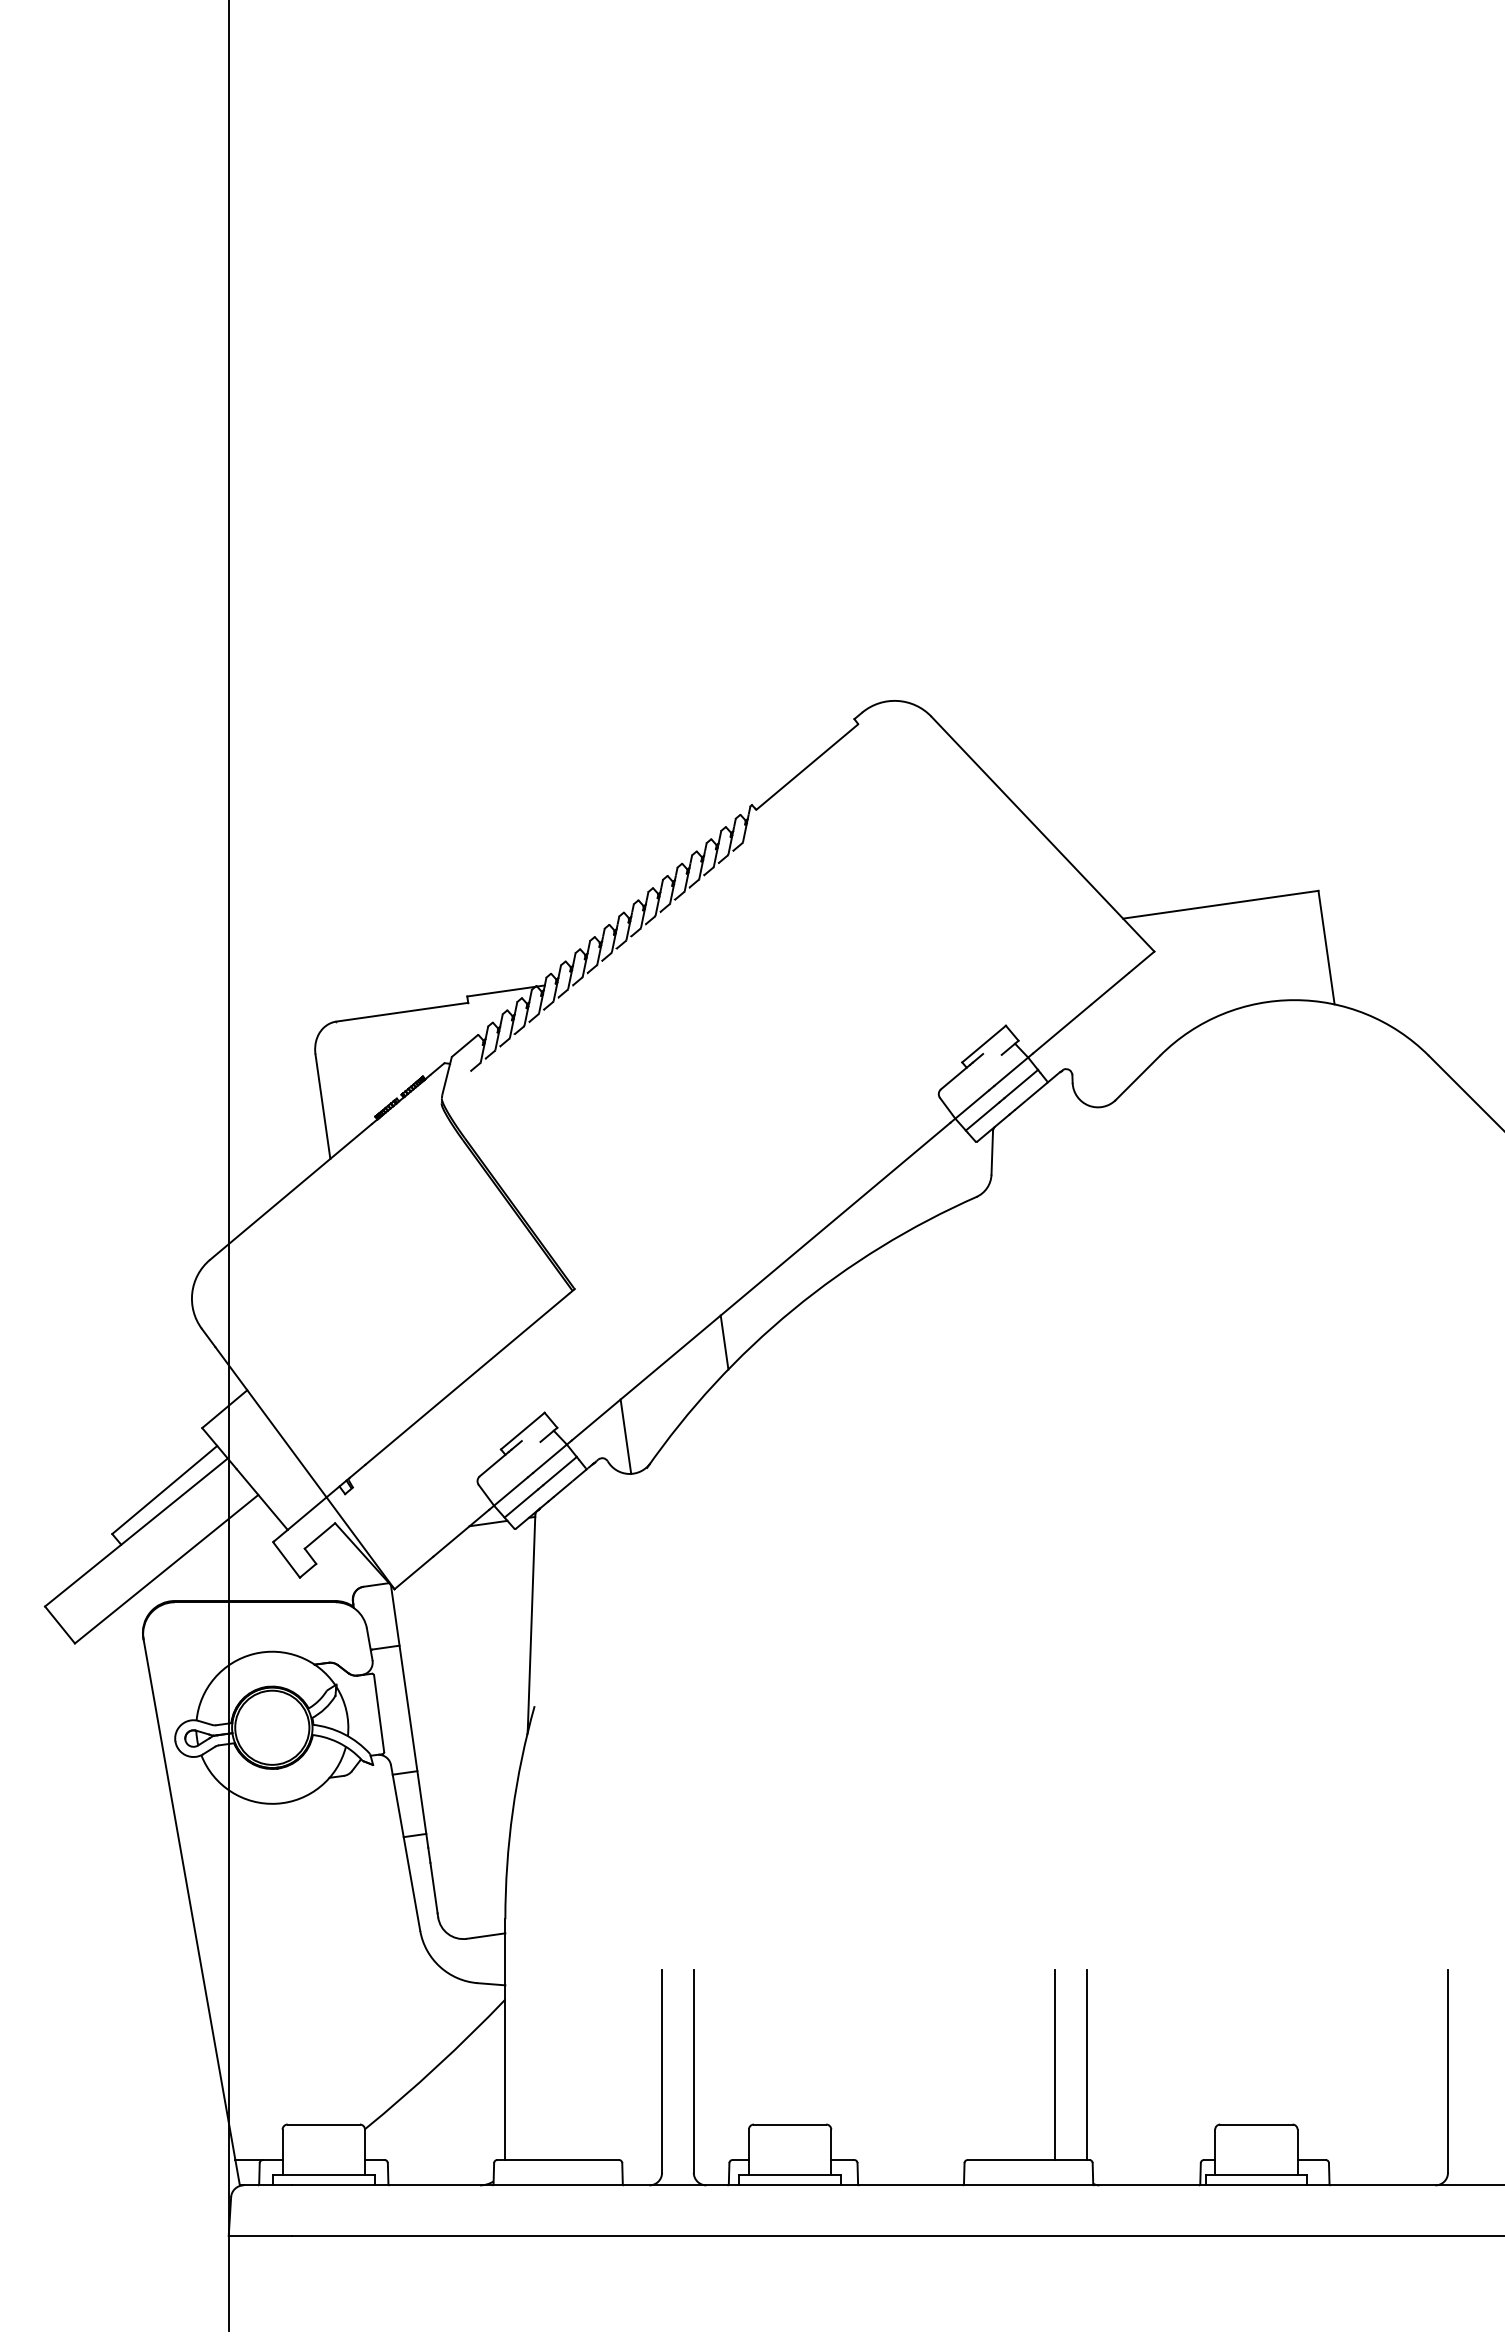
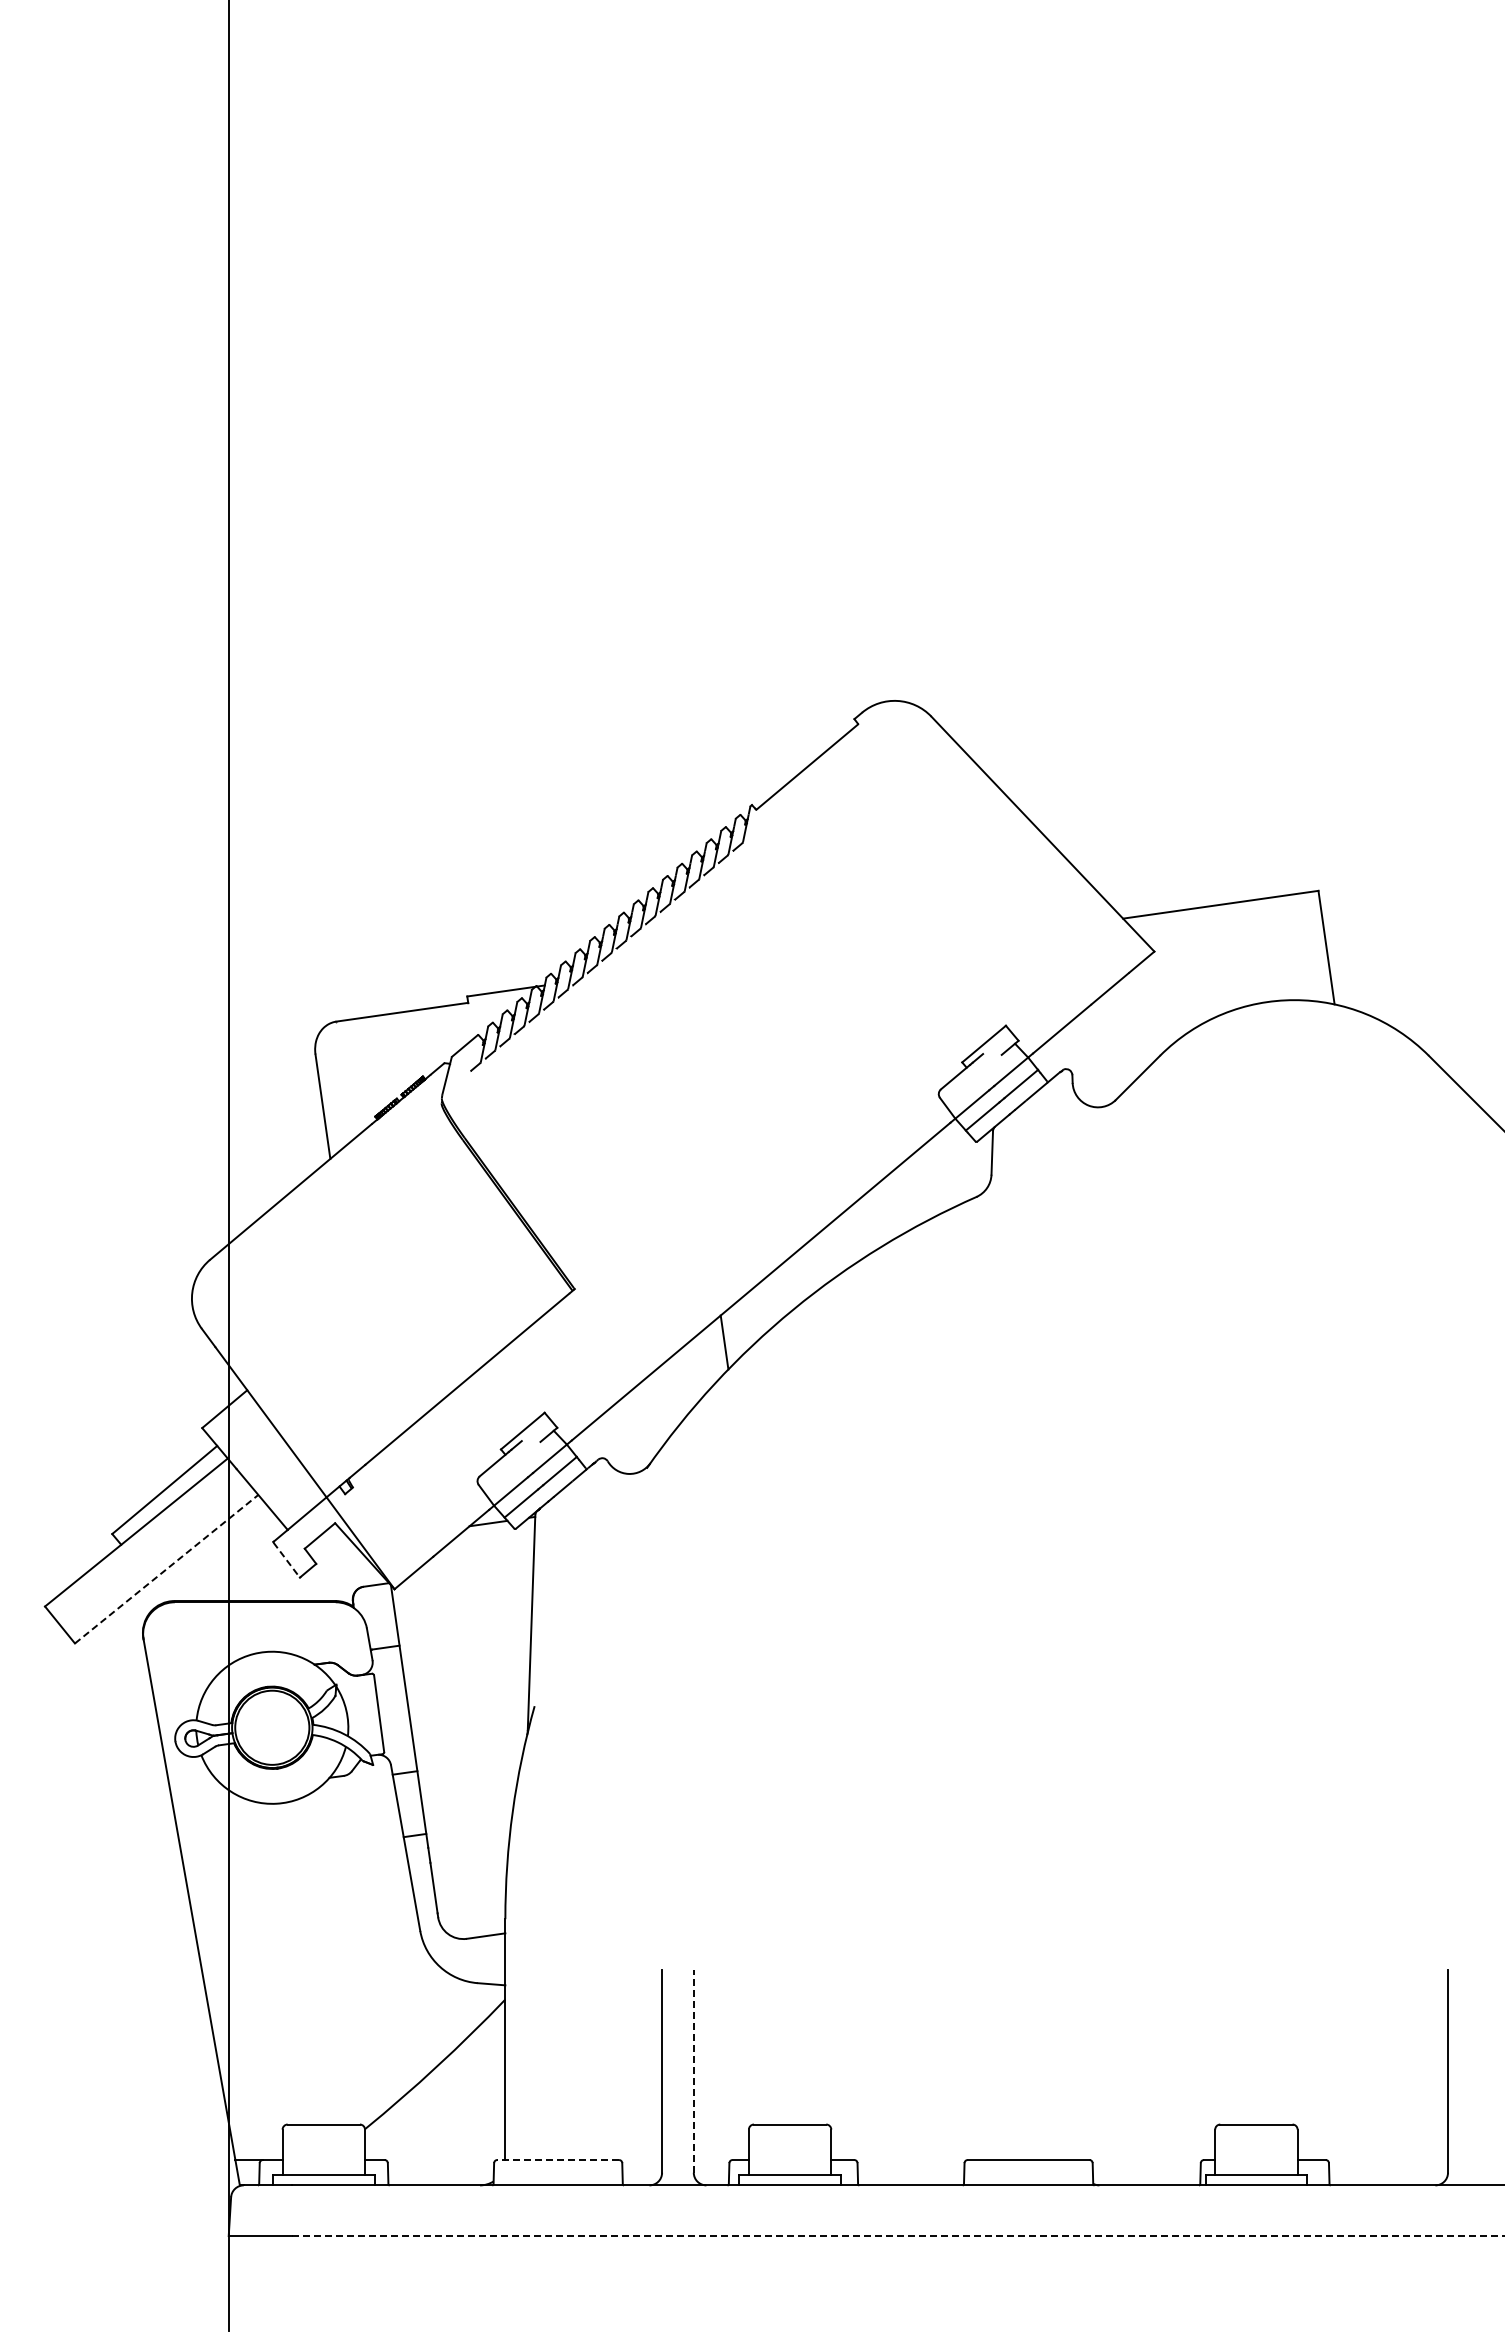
line: present -> none (625, 1436)
line: solid -> dashed (286, 1560)
line: solid -> dashed (166, 1569)
line: present -> none (1055, 2064)
line: present -> none (1086, 2064)
line: solid -> dashed (693, 2071)
line: solid -> dashed (558, 2160)
line: solid -> dashed (898, 2236)
